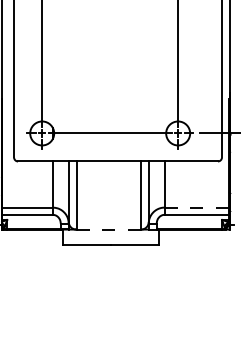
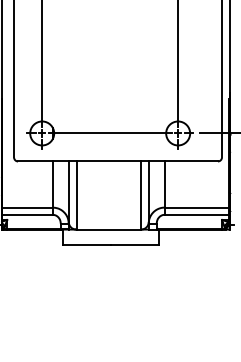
line: dashed -> solid (196, 207)
line: dashed -> solid (108, 229)
